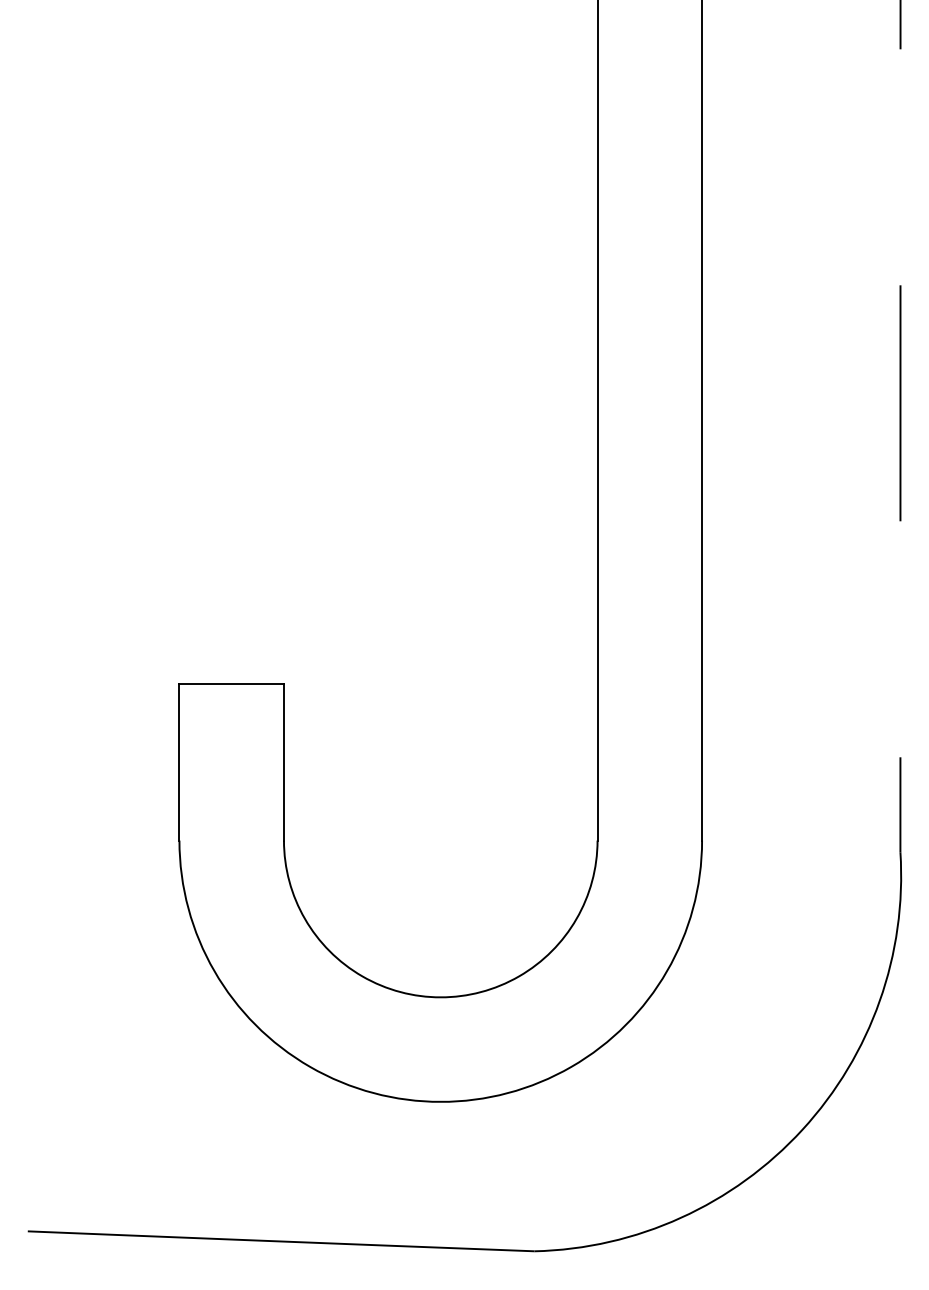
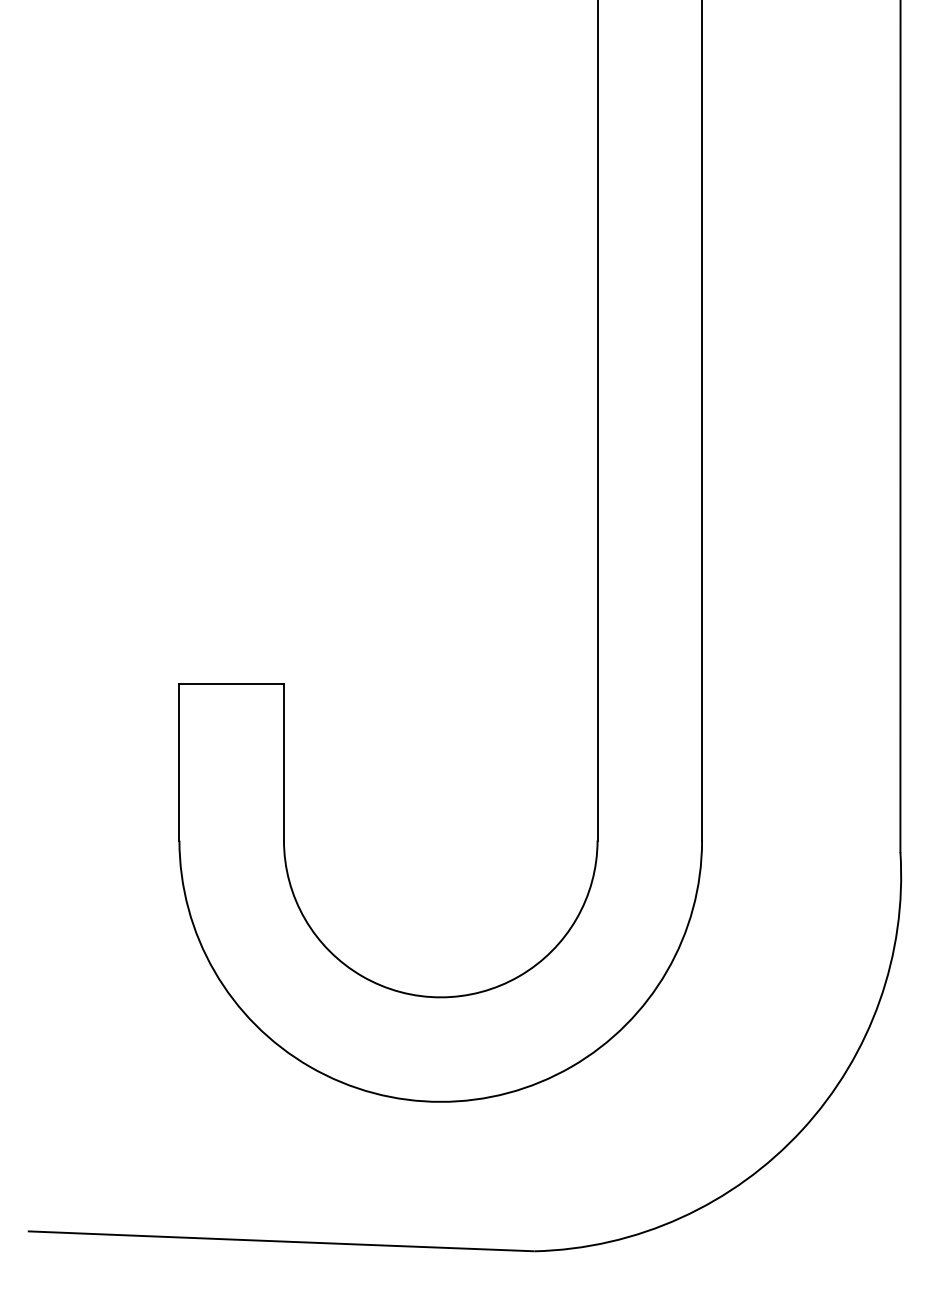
line: dashed -> solid (900, 426)
